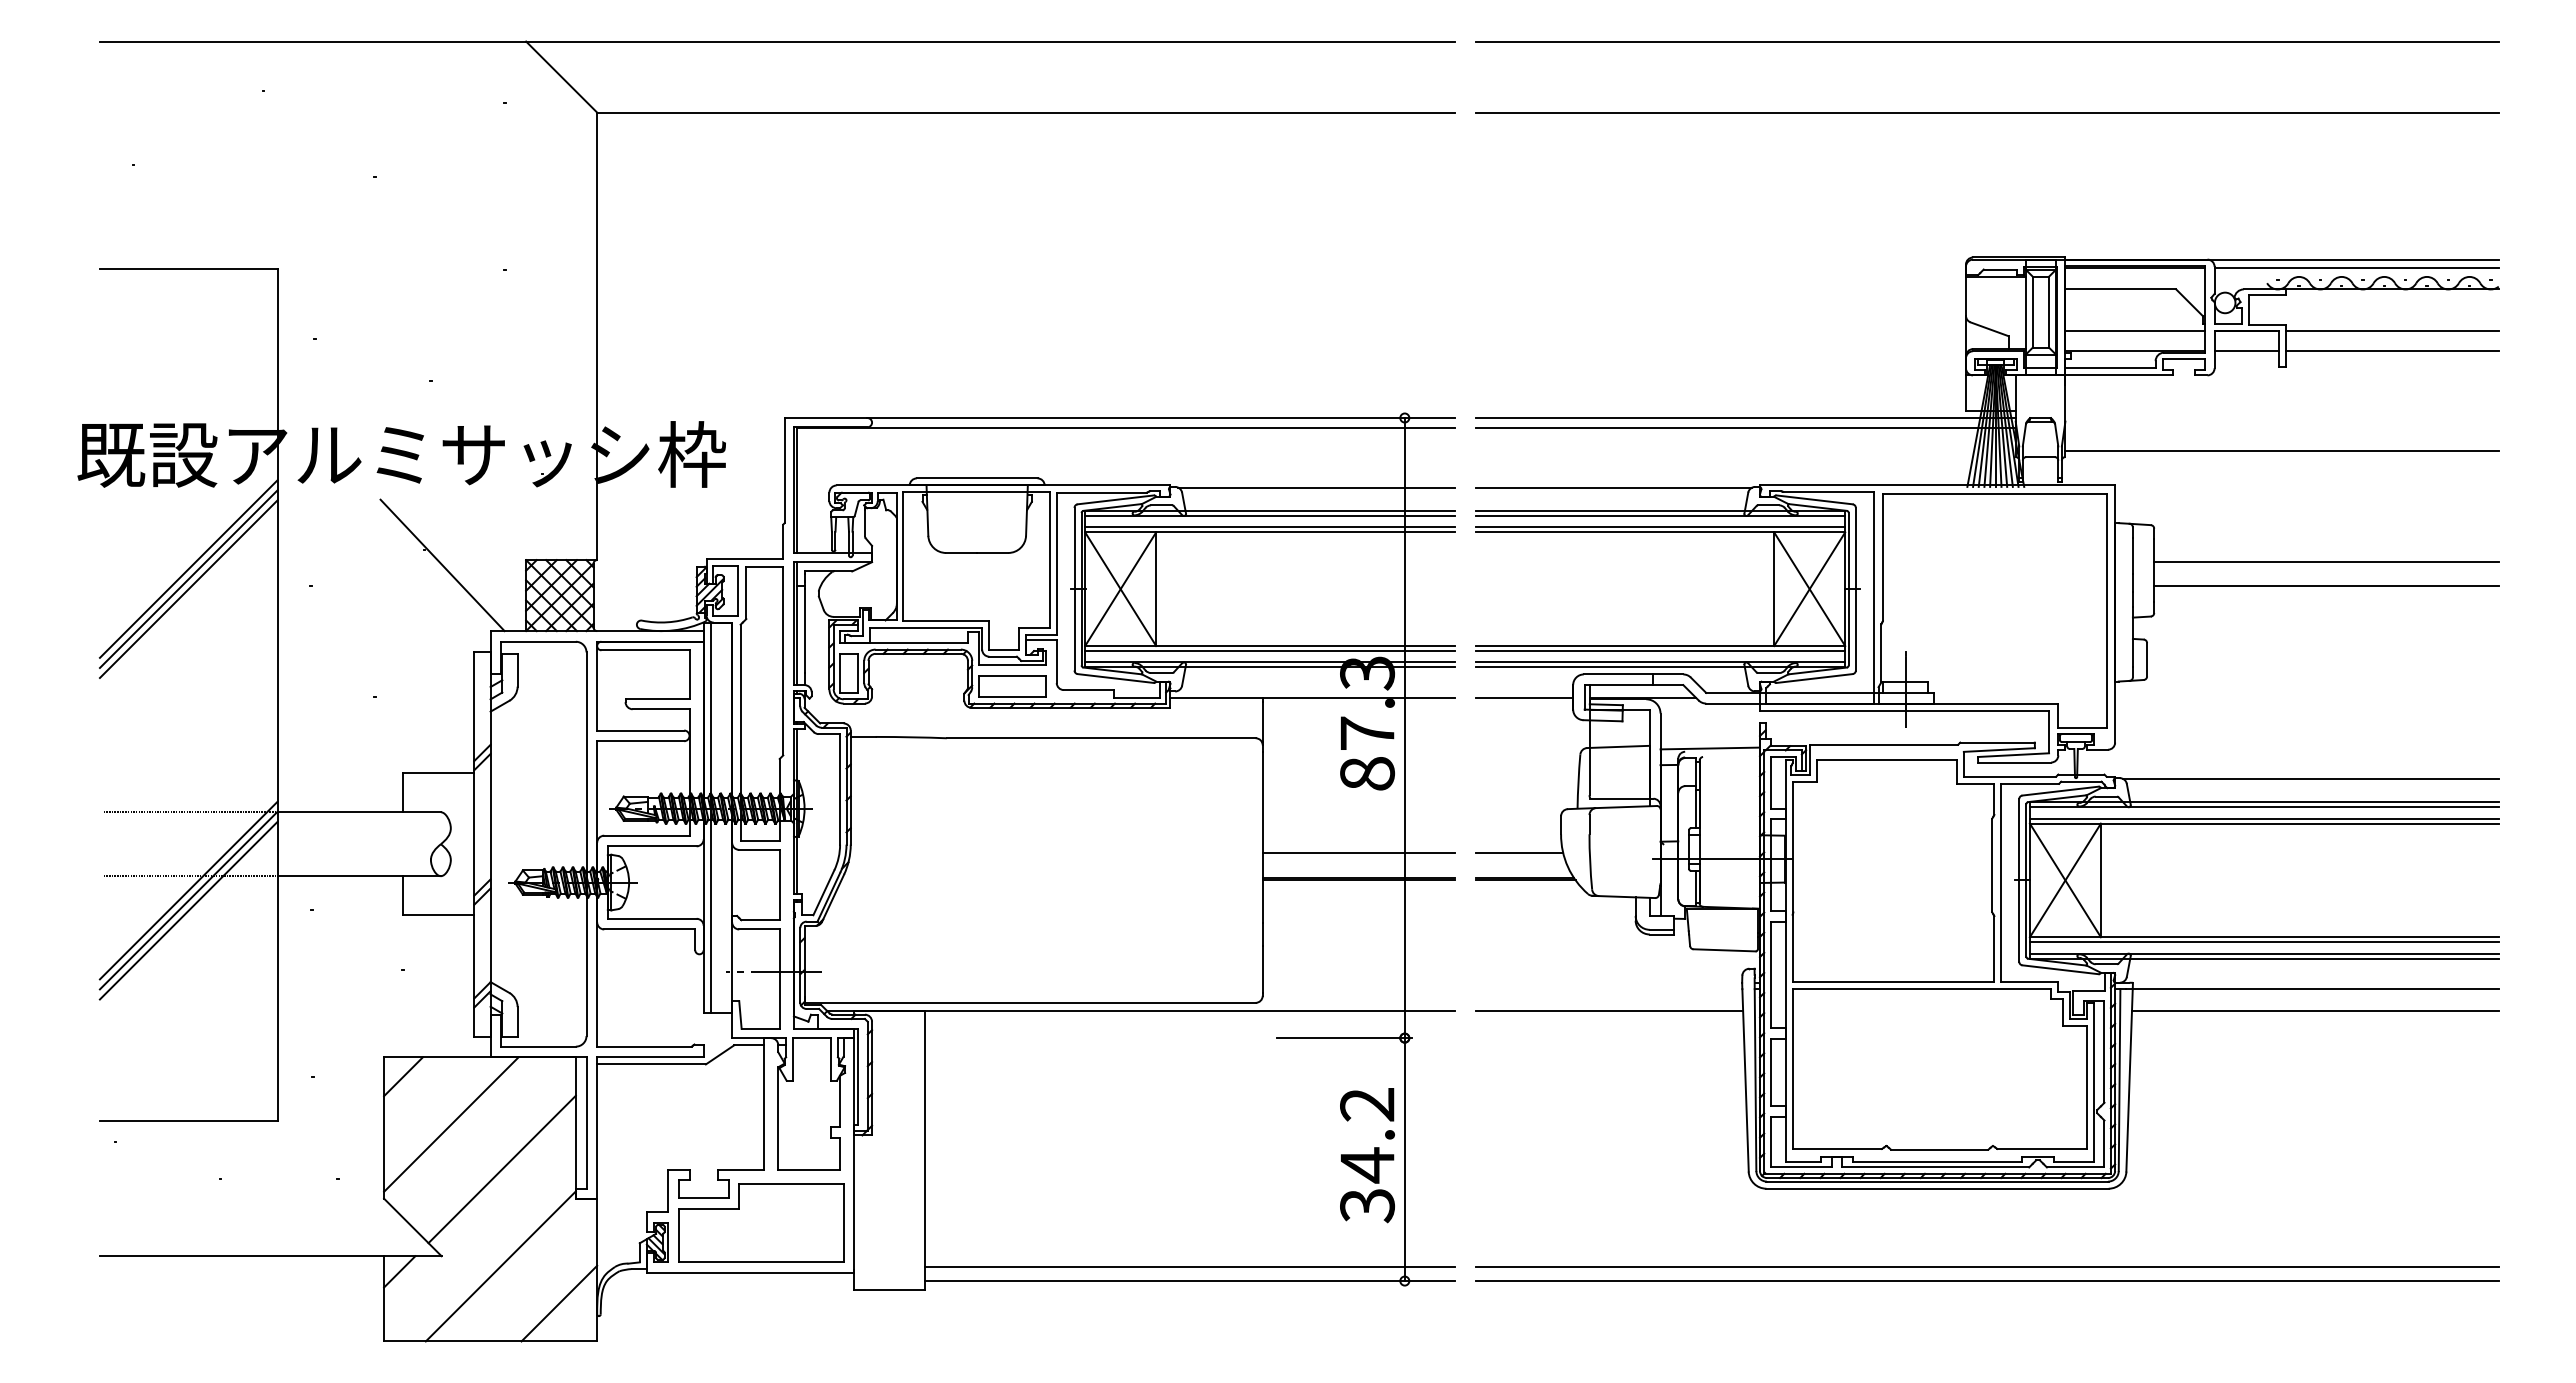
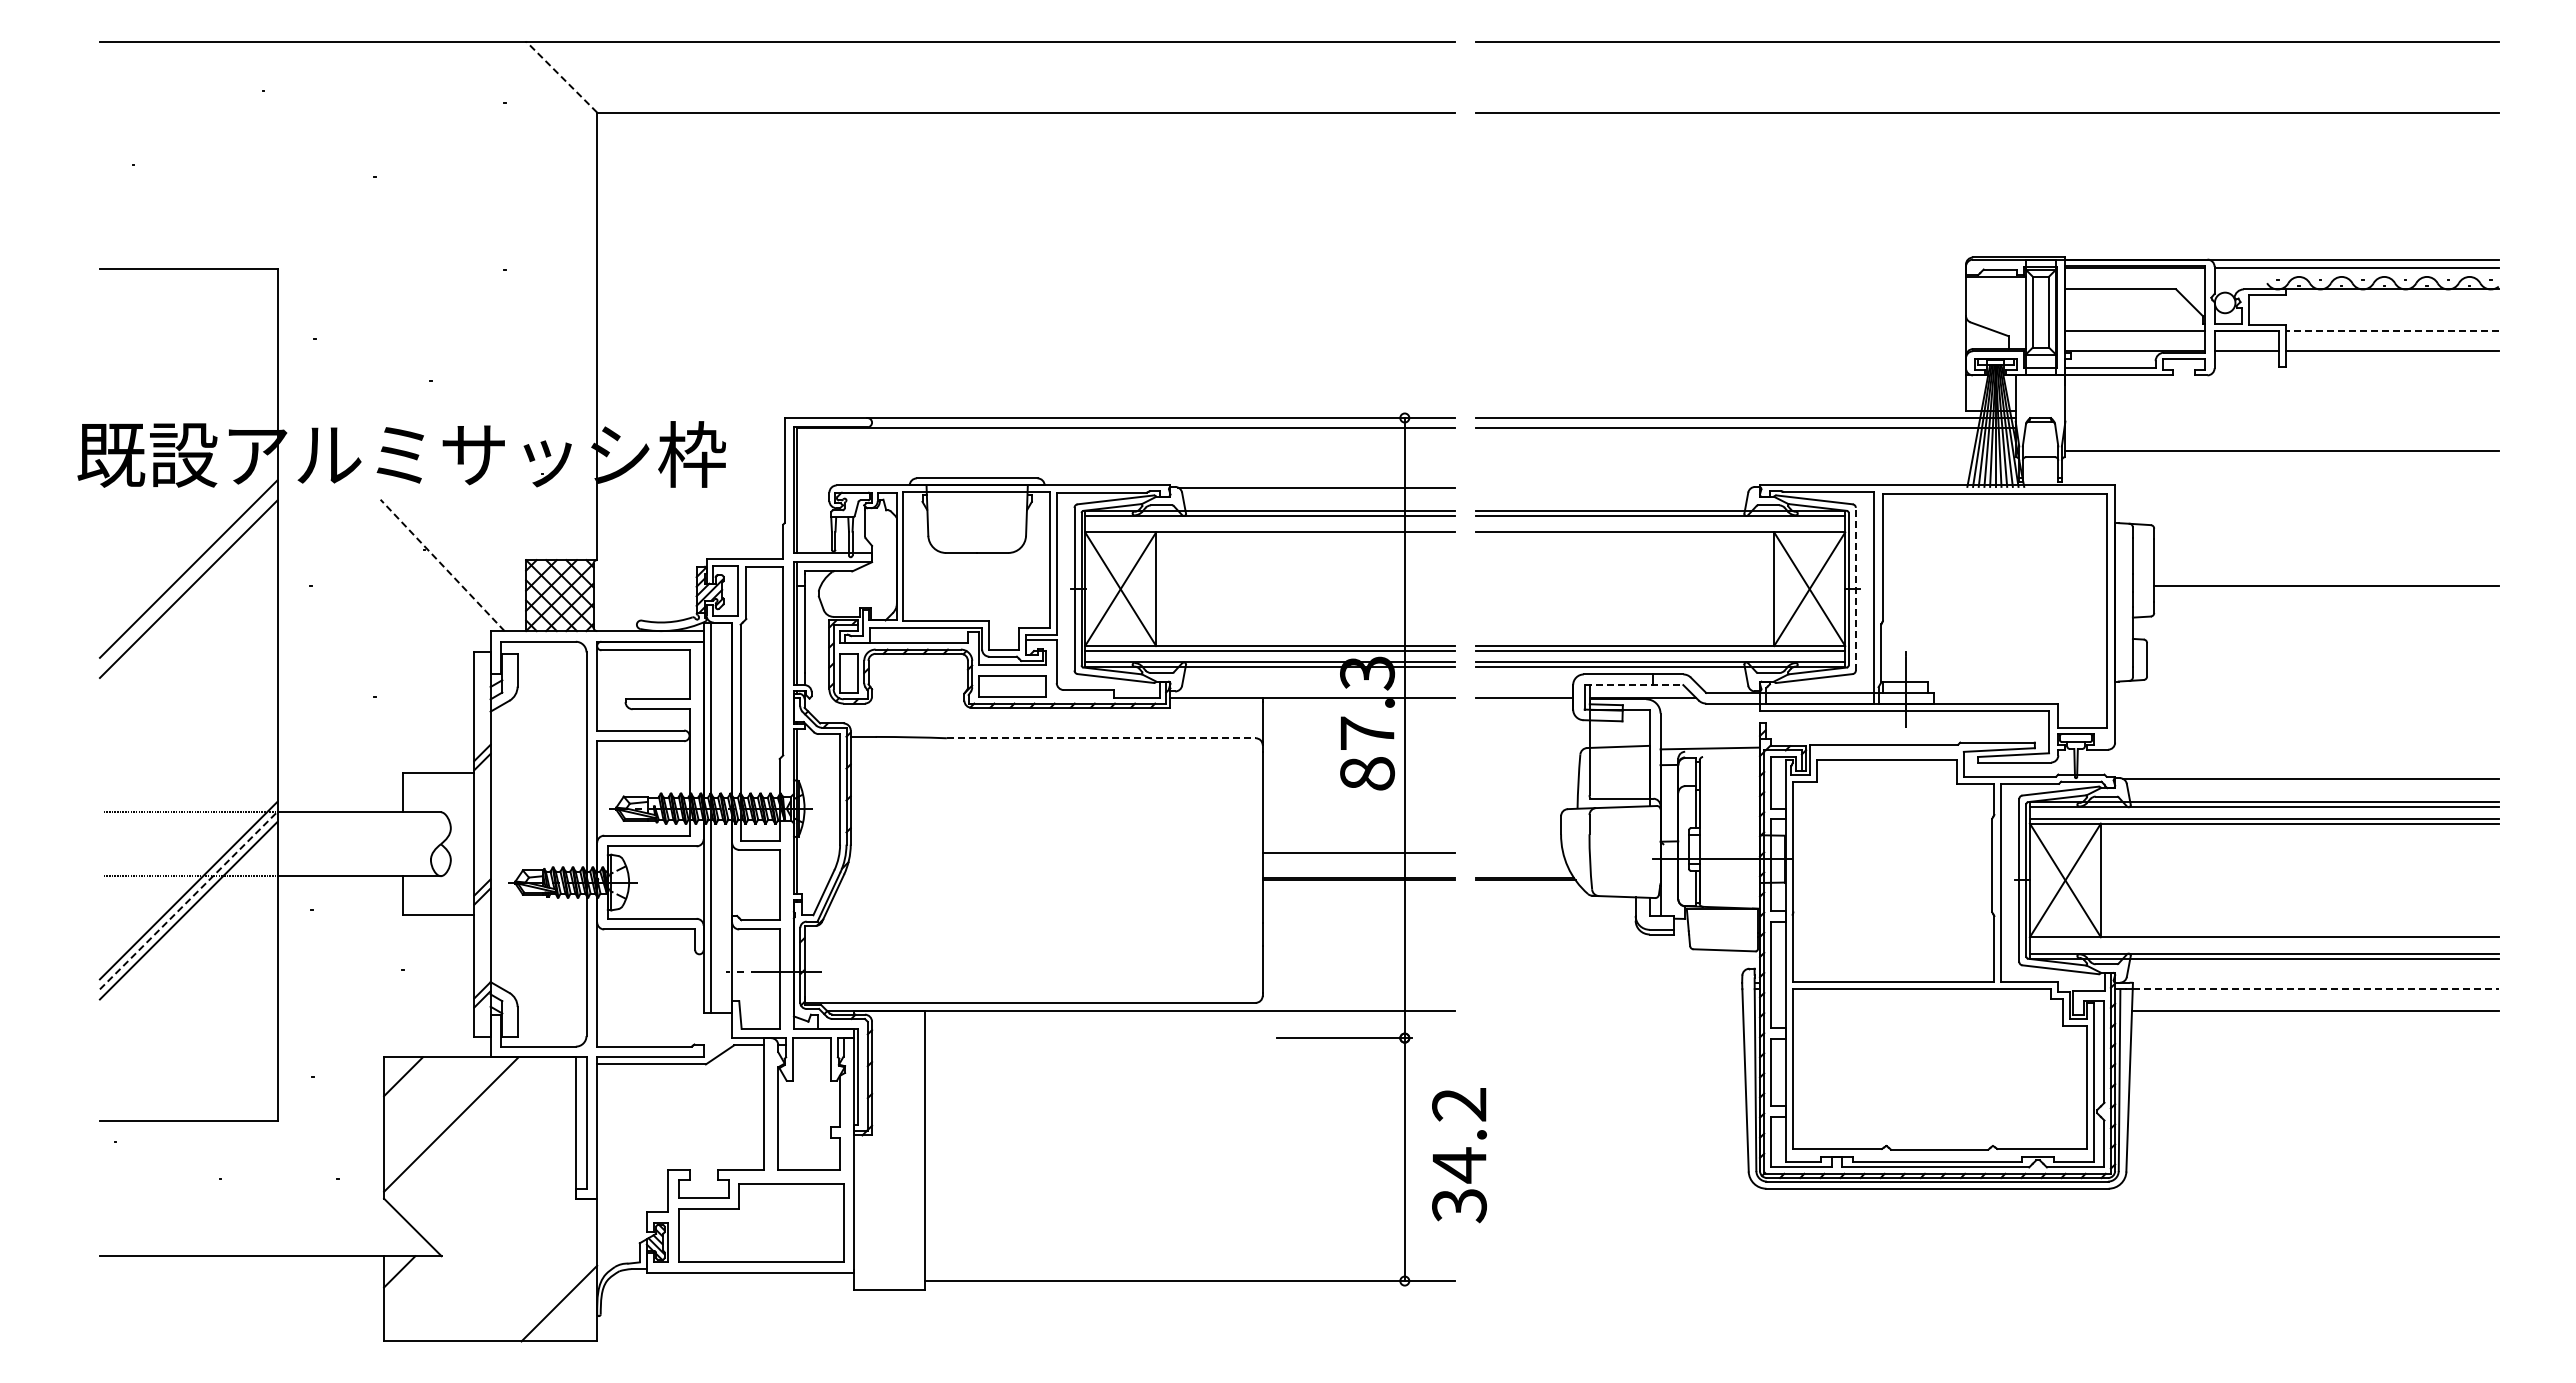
line: solid -> dashed (561, 76)
line: solid -> dashed (2392, 331)
line: present -> none (1613, 487)
line: present -> none (1269, 527)
line: present -> none (1660, 527)
line: present -> none (2326, 562)
line: solid -> dashed (442, 565)
line: present -> none (188, 578)
line: solid -> dashed (1855, 588)
line: solid -> dashed (1634, 685)
line: solid -> dashed (1101, 738)
line: present -> none (1519, 853)
line: solid -> dashed (188, 900)
line: present -> none (2263, 942)
line: solid -> dashed (2315, 989)
line: present -> none (1609, 1011)
text position: (1367, 1155) -> (1459, 1155) (1459, 1155)
line: present -> none (501, 1169)
line: present -> none (500, 1266)
line: present -> none (1189, 1266)
line: present -> none (1987, 1266)
line: present -> none (1987, 1280)
